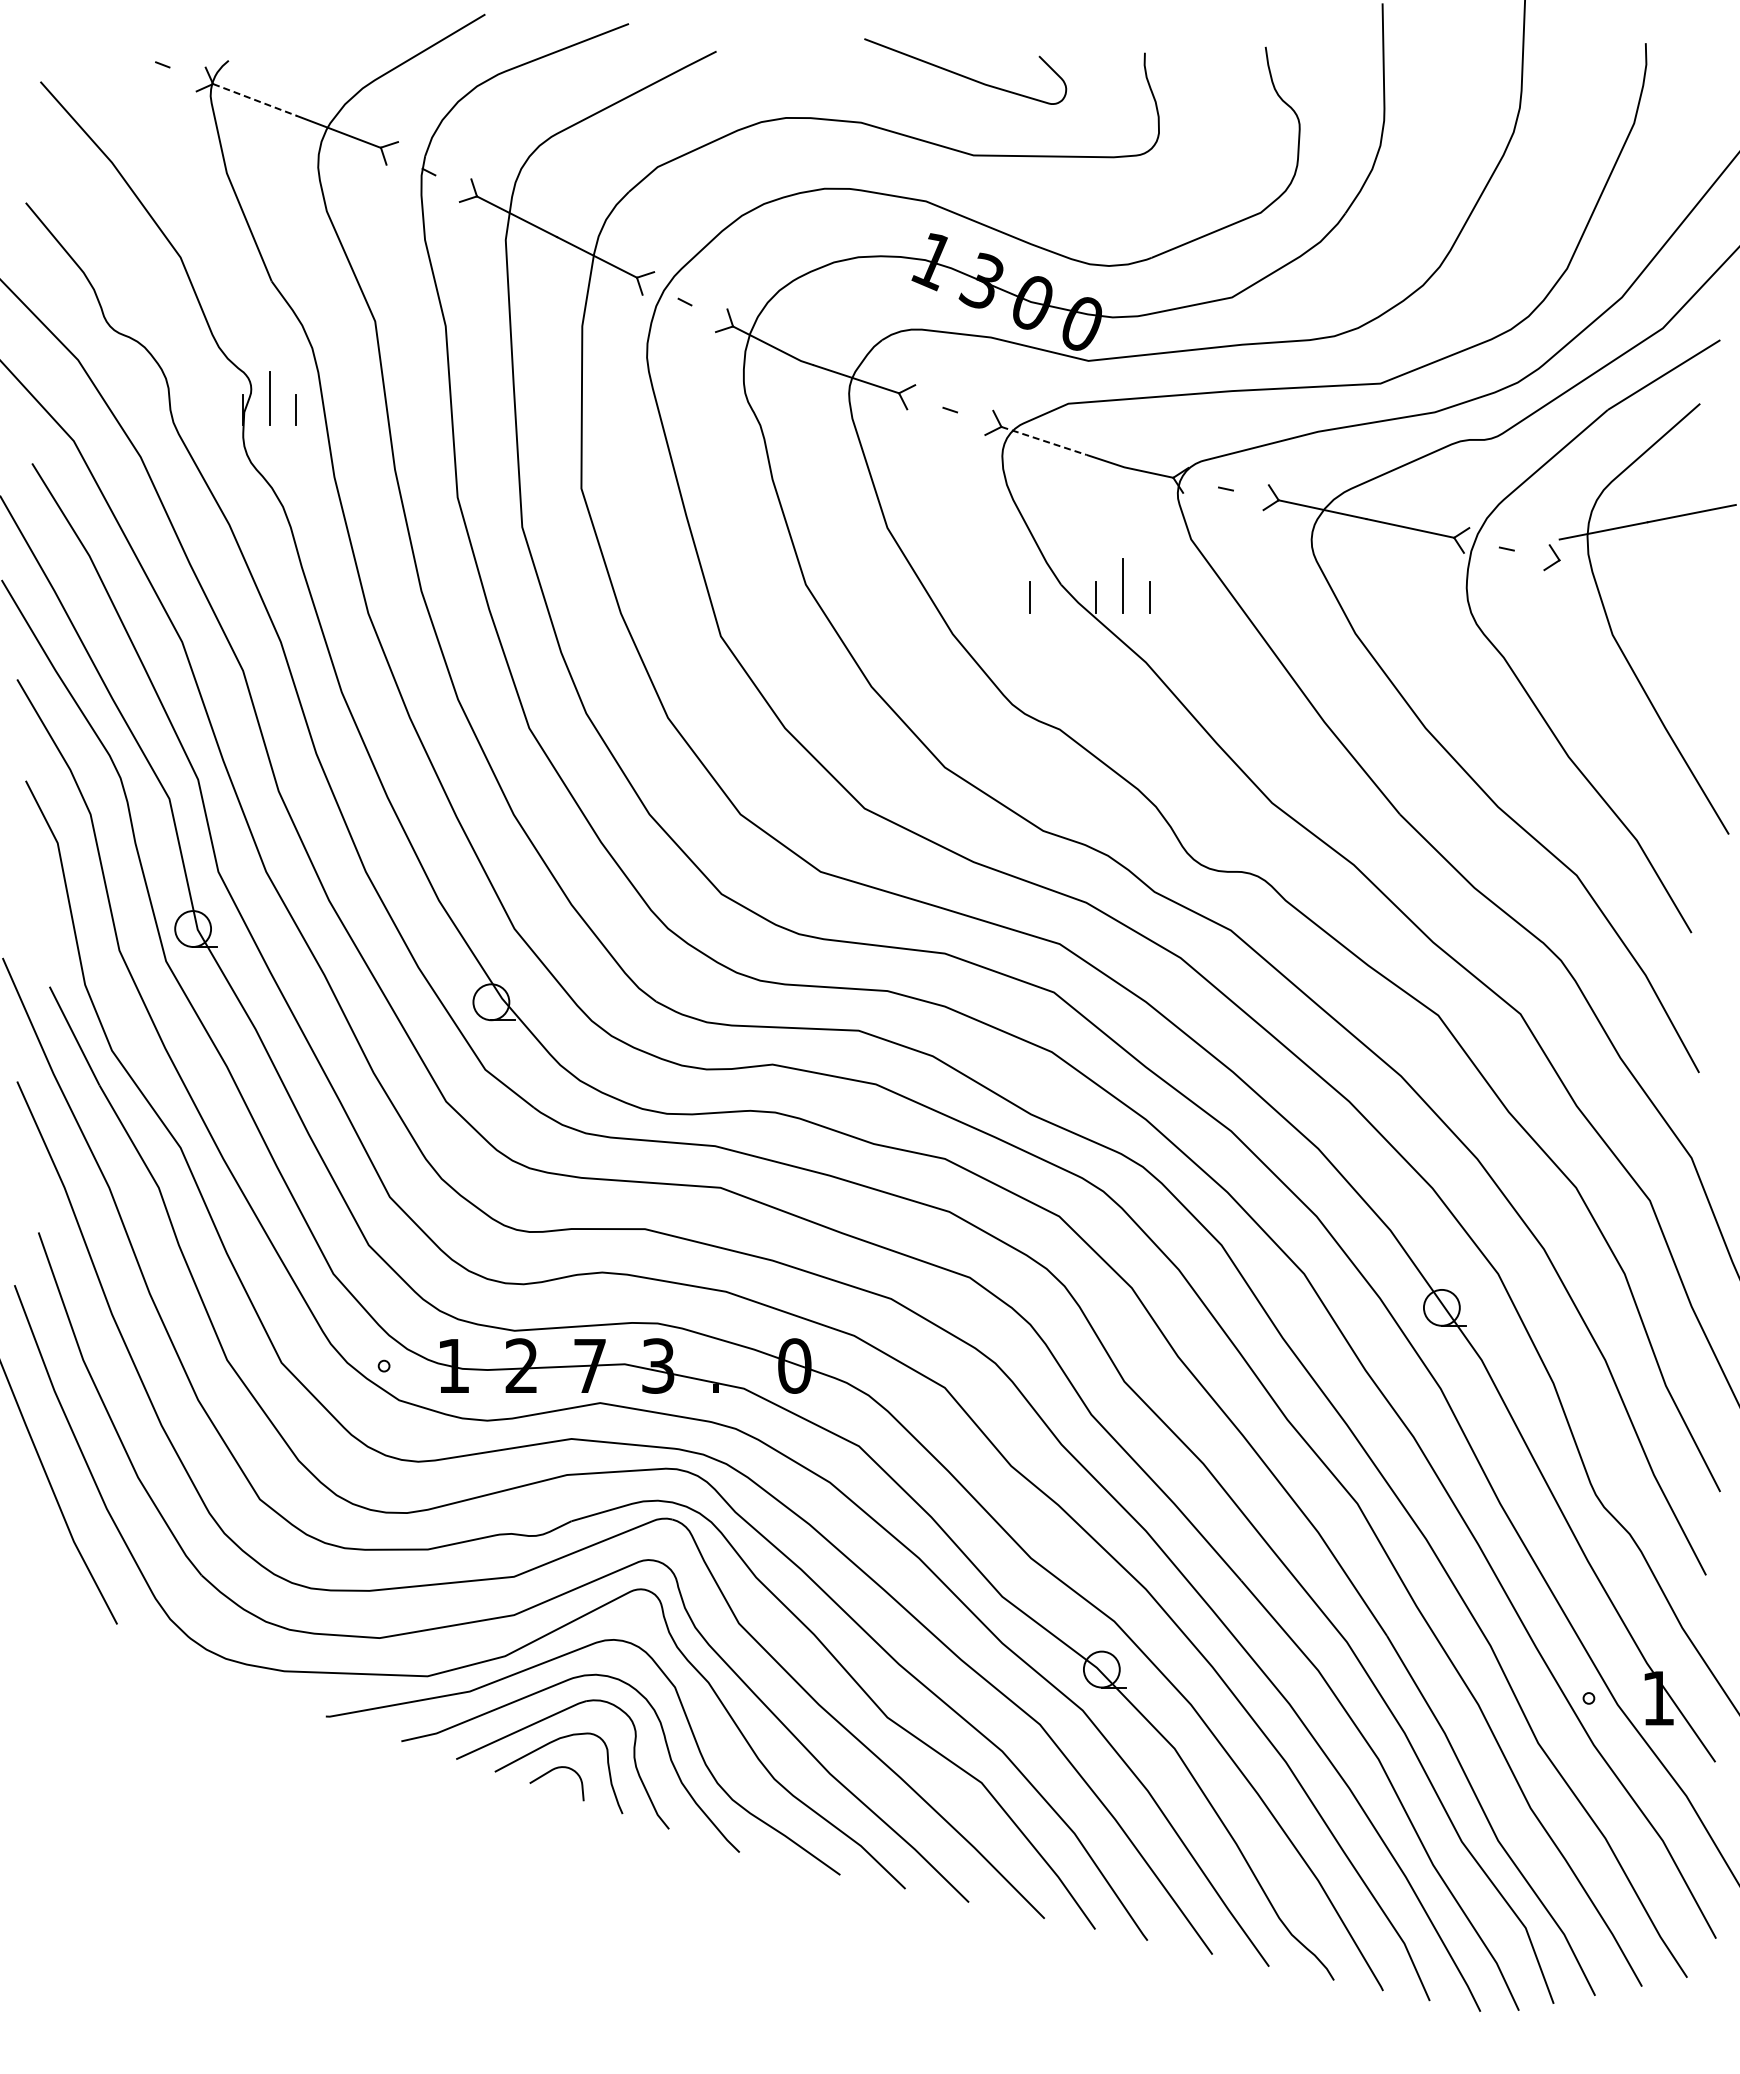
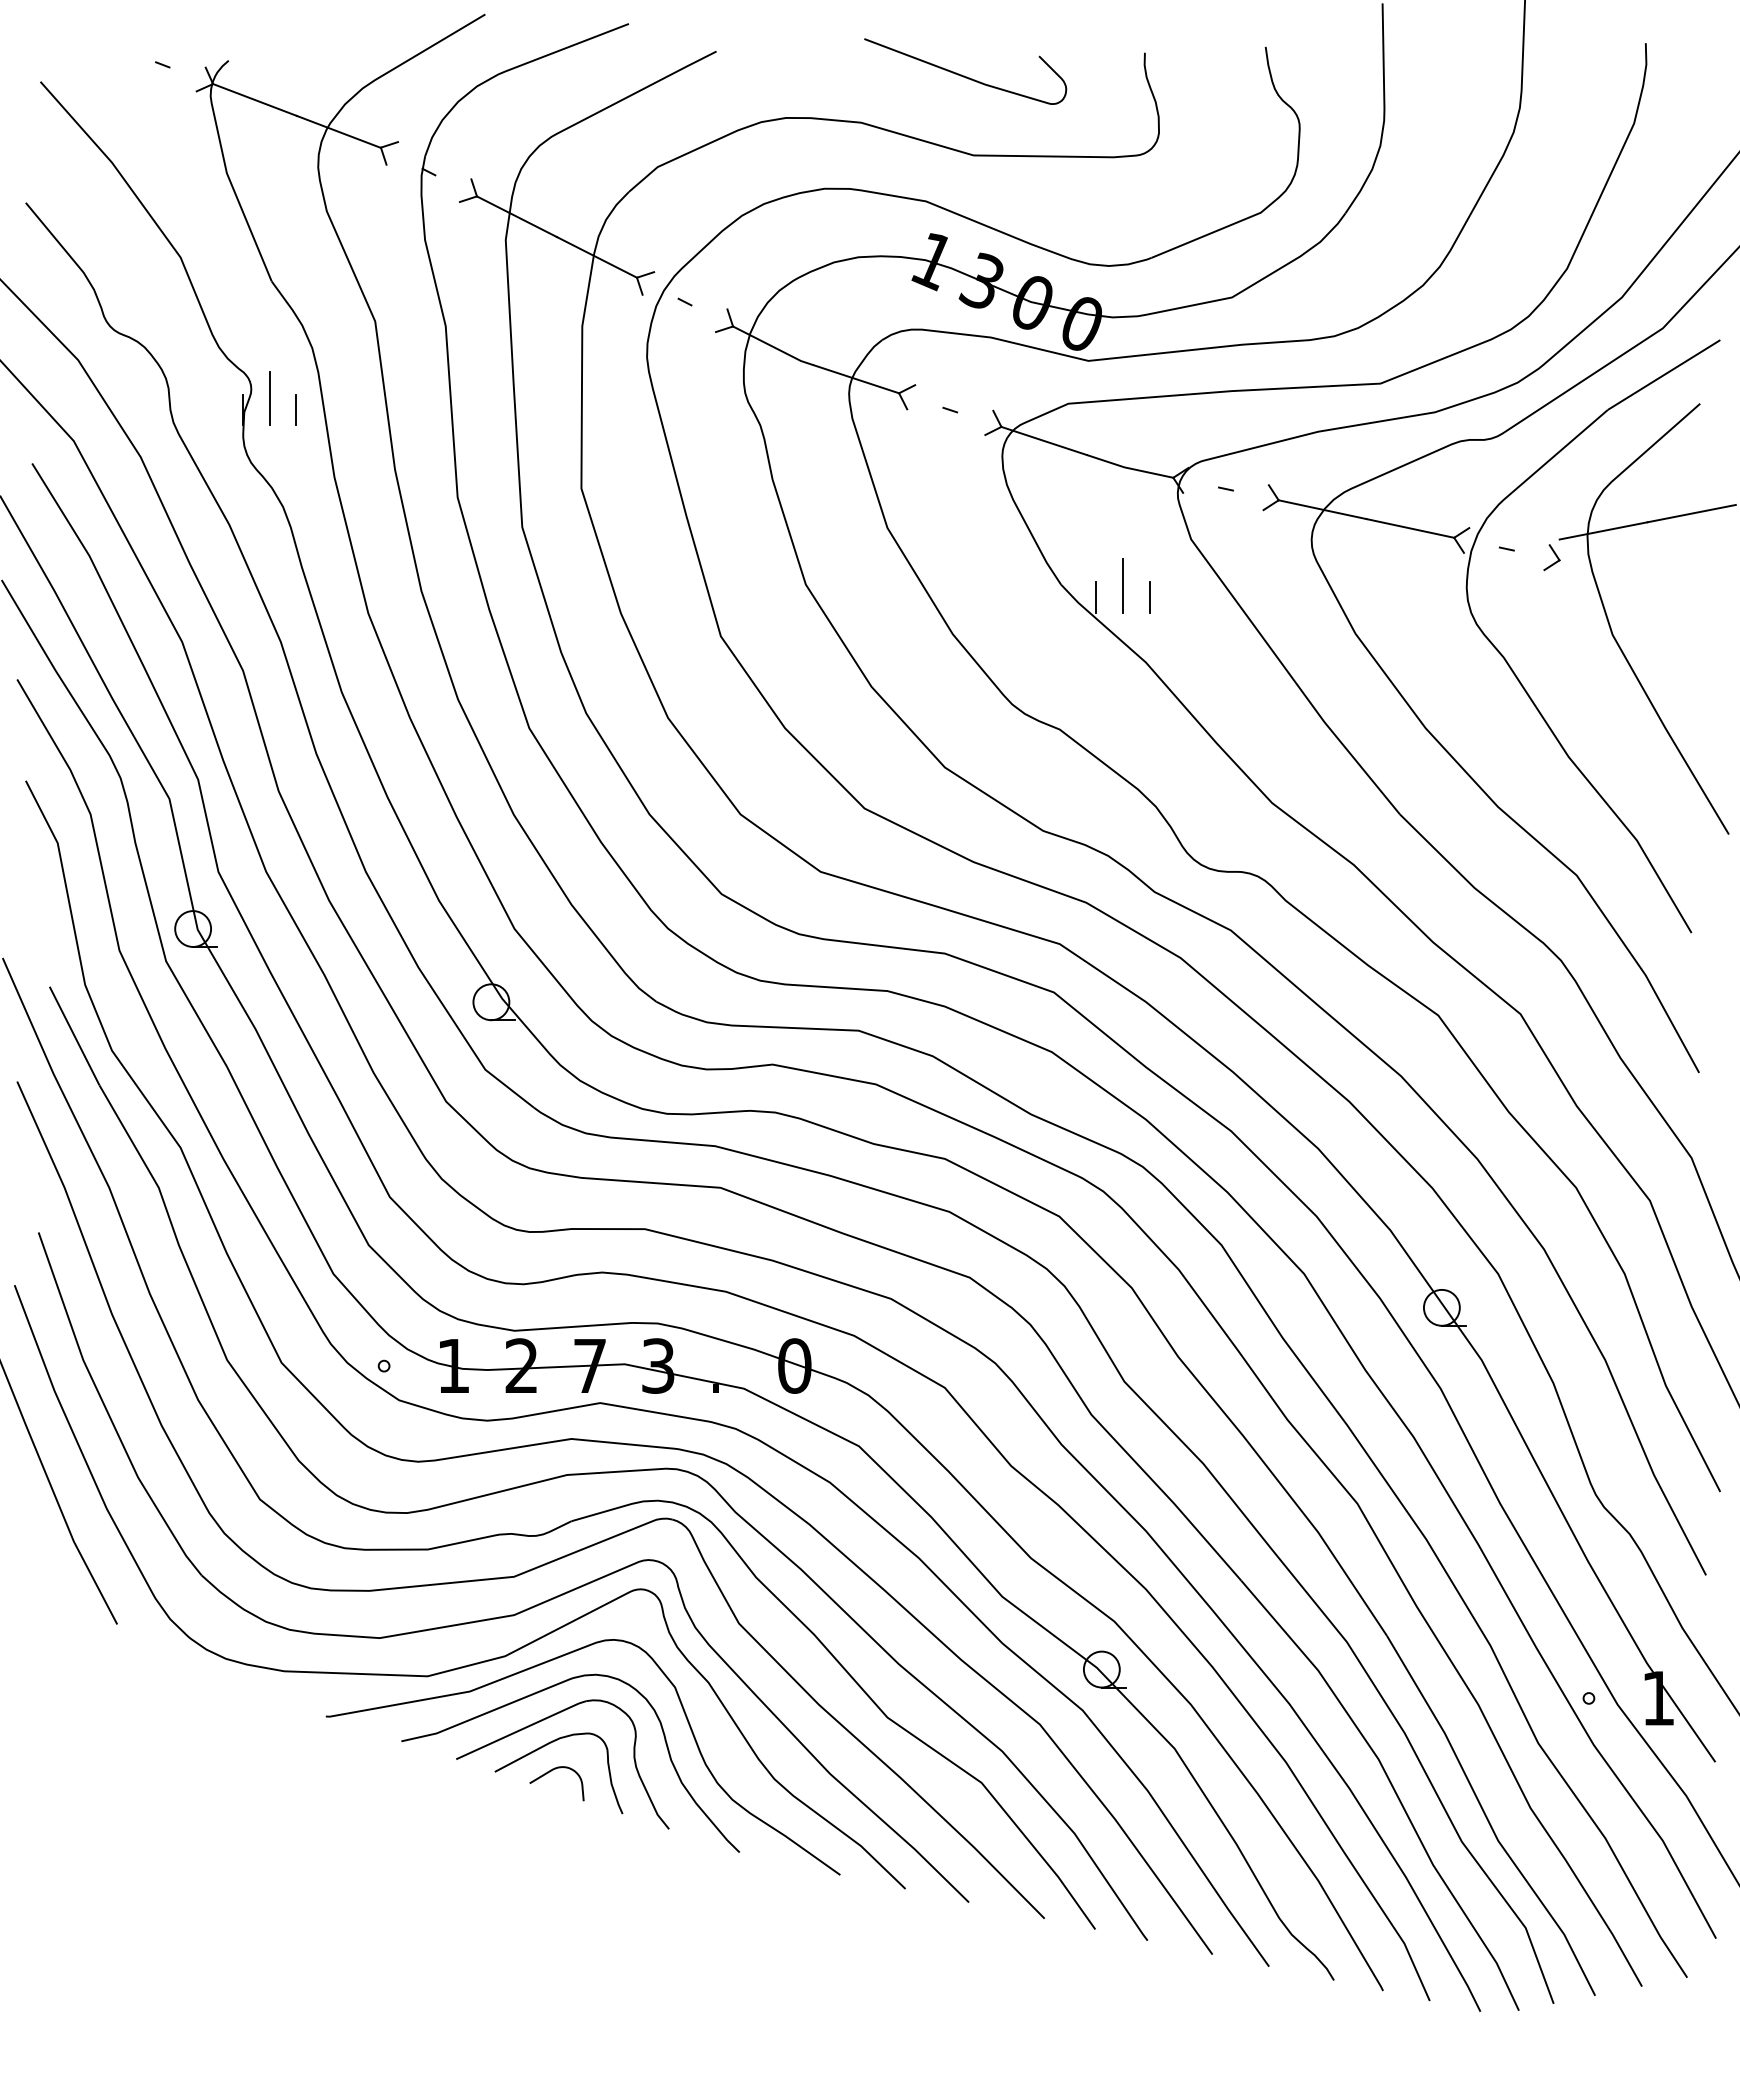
line: dashed -> solid (255, 100)
line: dashed -> solid (1044, 440)
line: present -> none (1029, 597)
